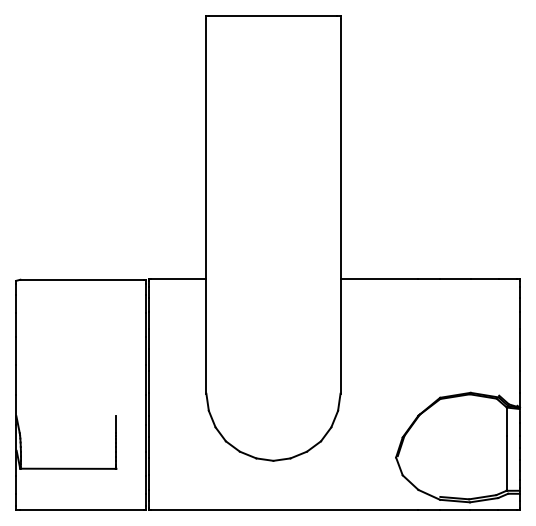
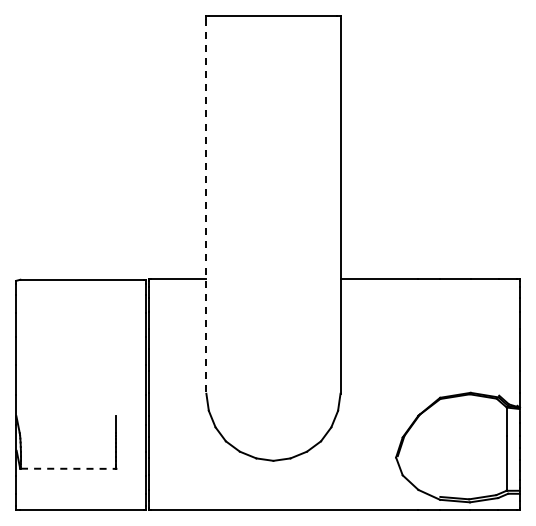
line: solid -> dashed (206, 206)
line: solid -> dashed (68, 468)
